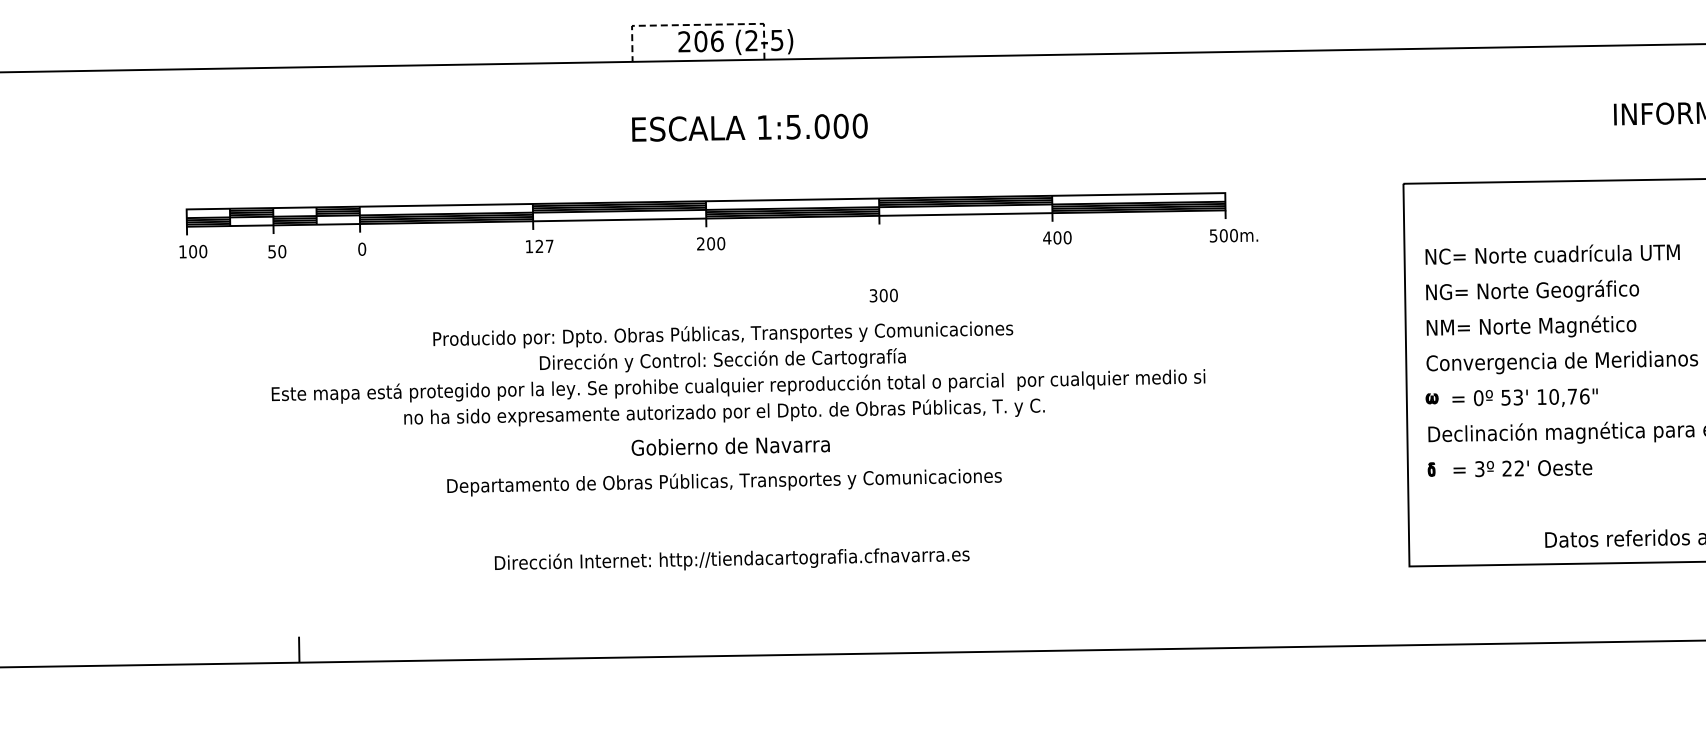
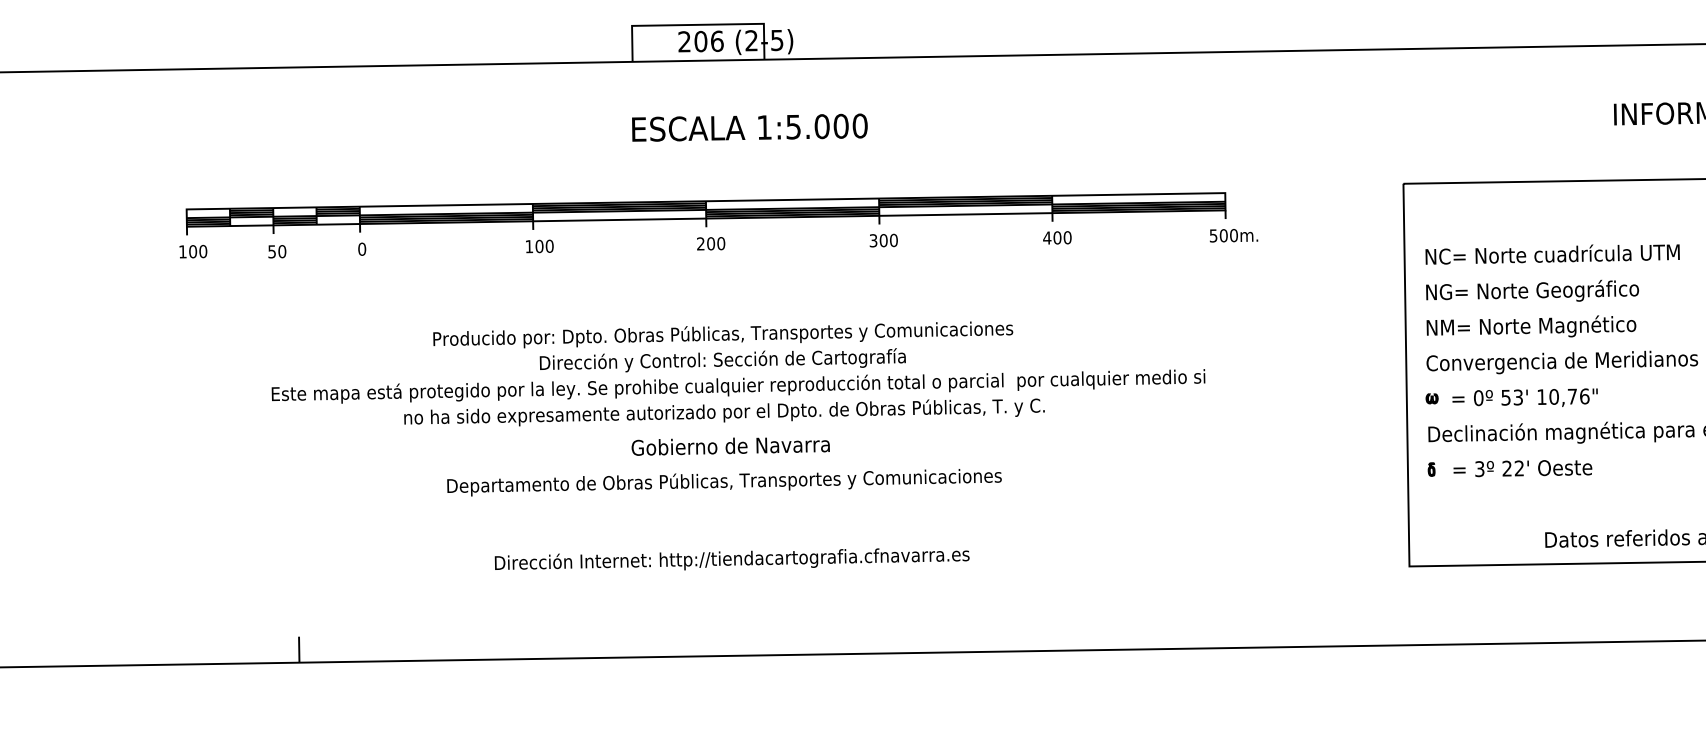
line: dashed -> solid (697, 24)
text: 127 -> 100 (544, 246)
text position: (883, 295) -> (883, 240) (883, 240)
